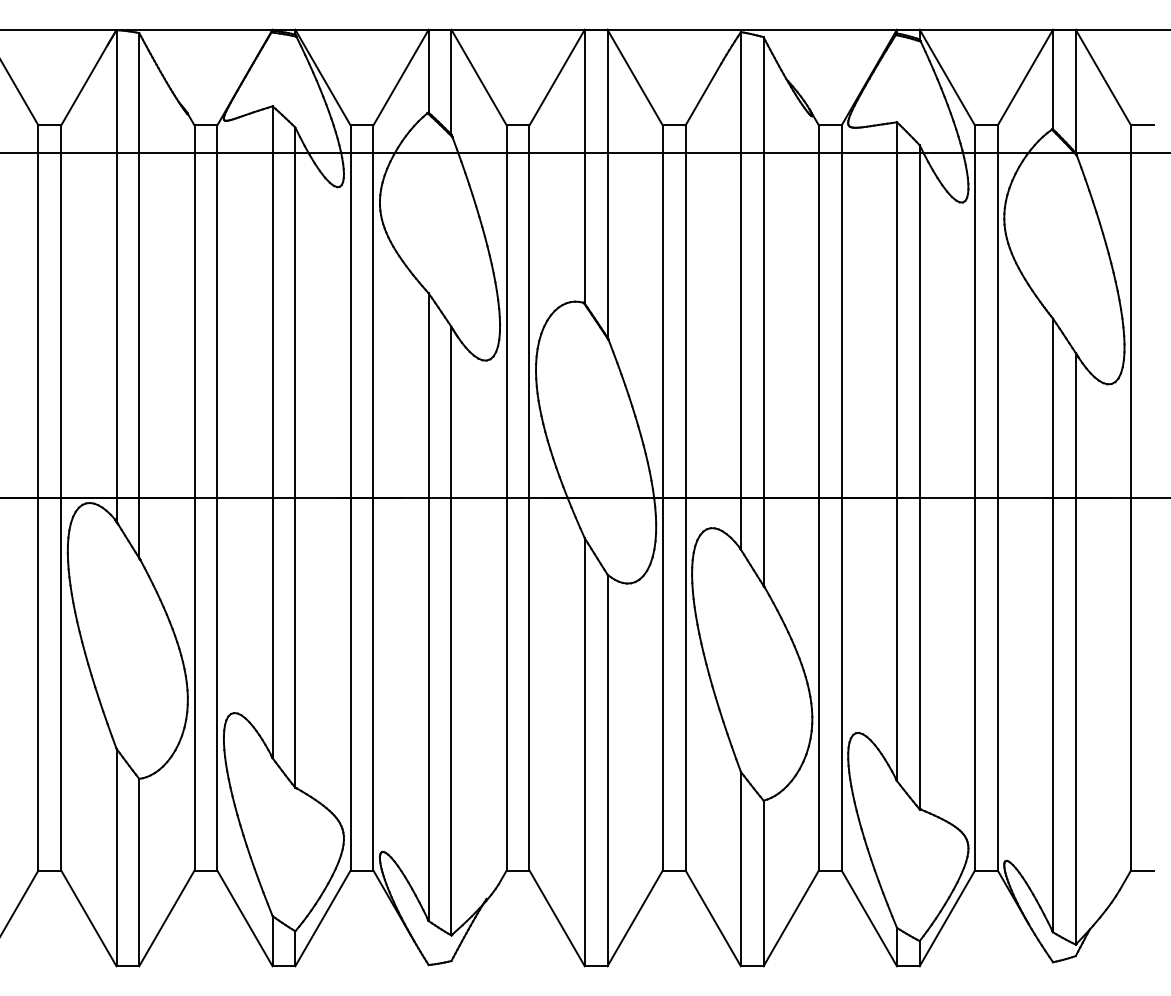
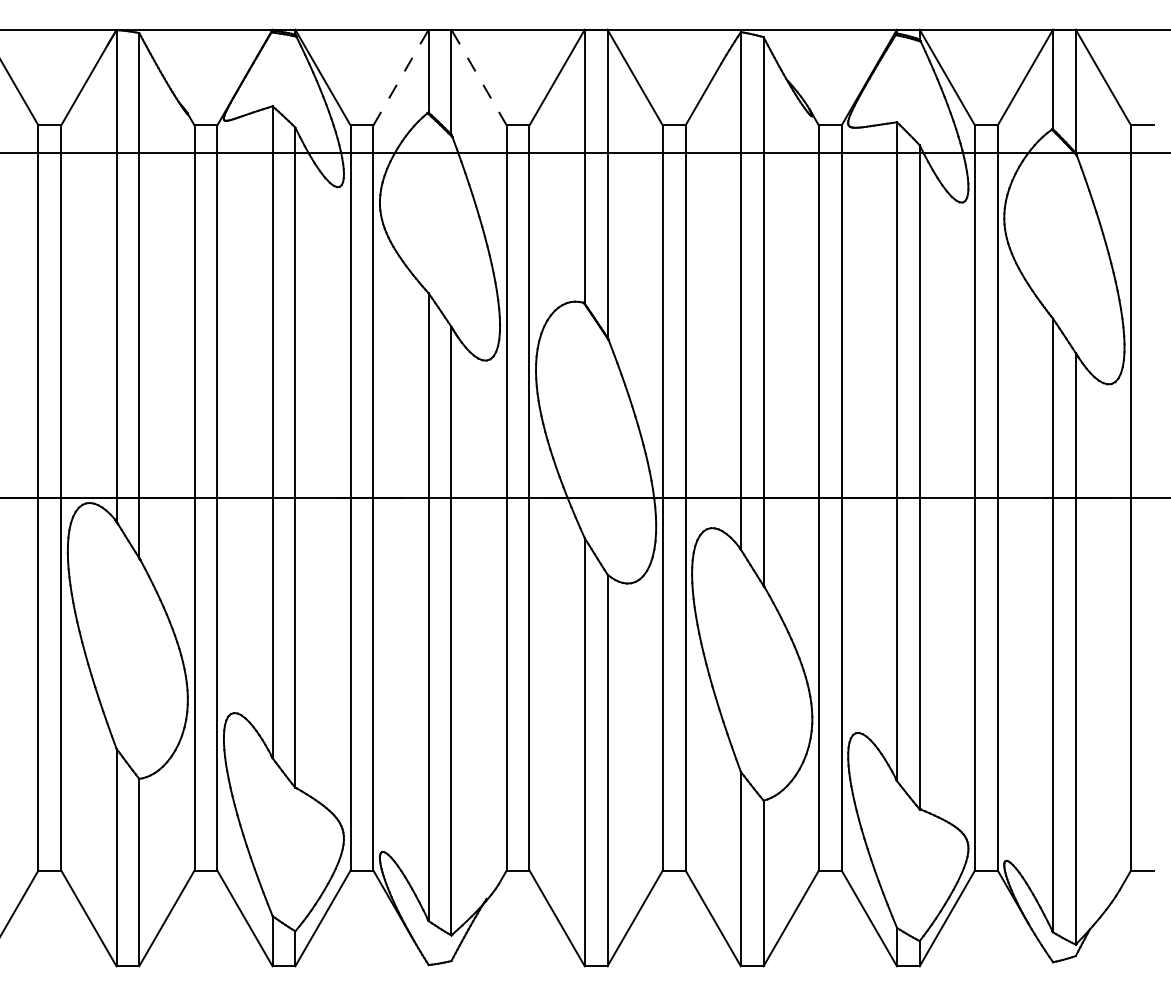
line: solid -> dashed (401, 77)
line: solid -> dashed (478, 77)
